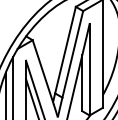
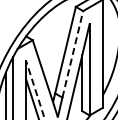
line: solid -> dashed (72, 53)
line: solid -> dashed (35, 89)
